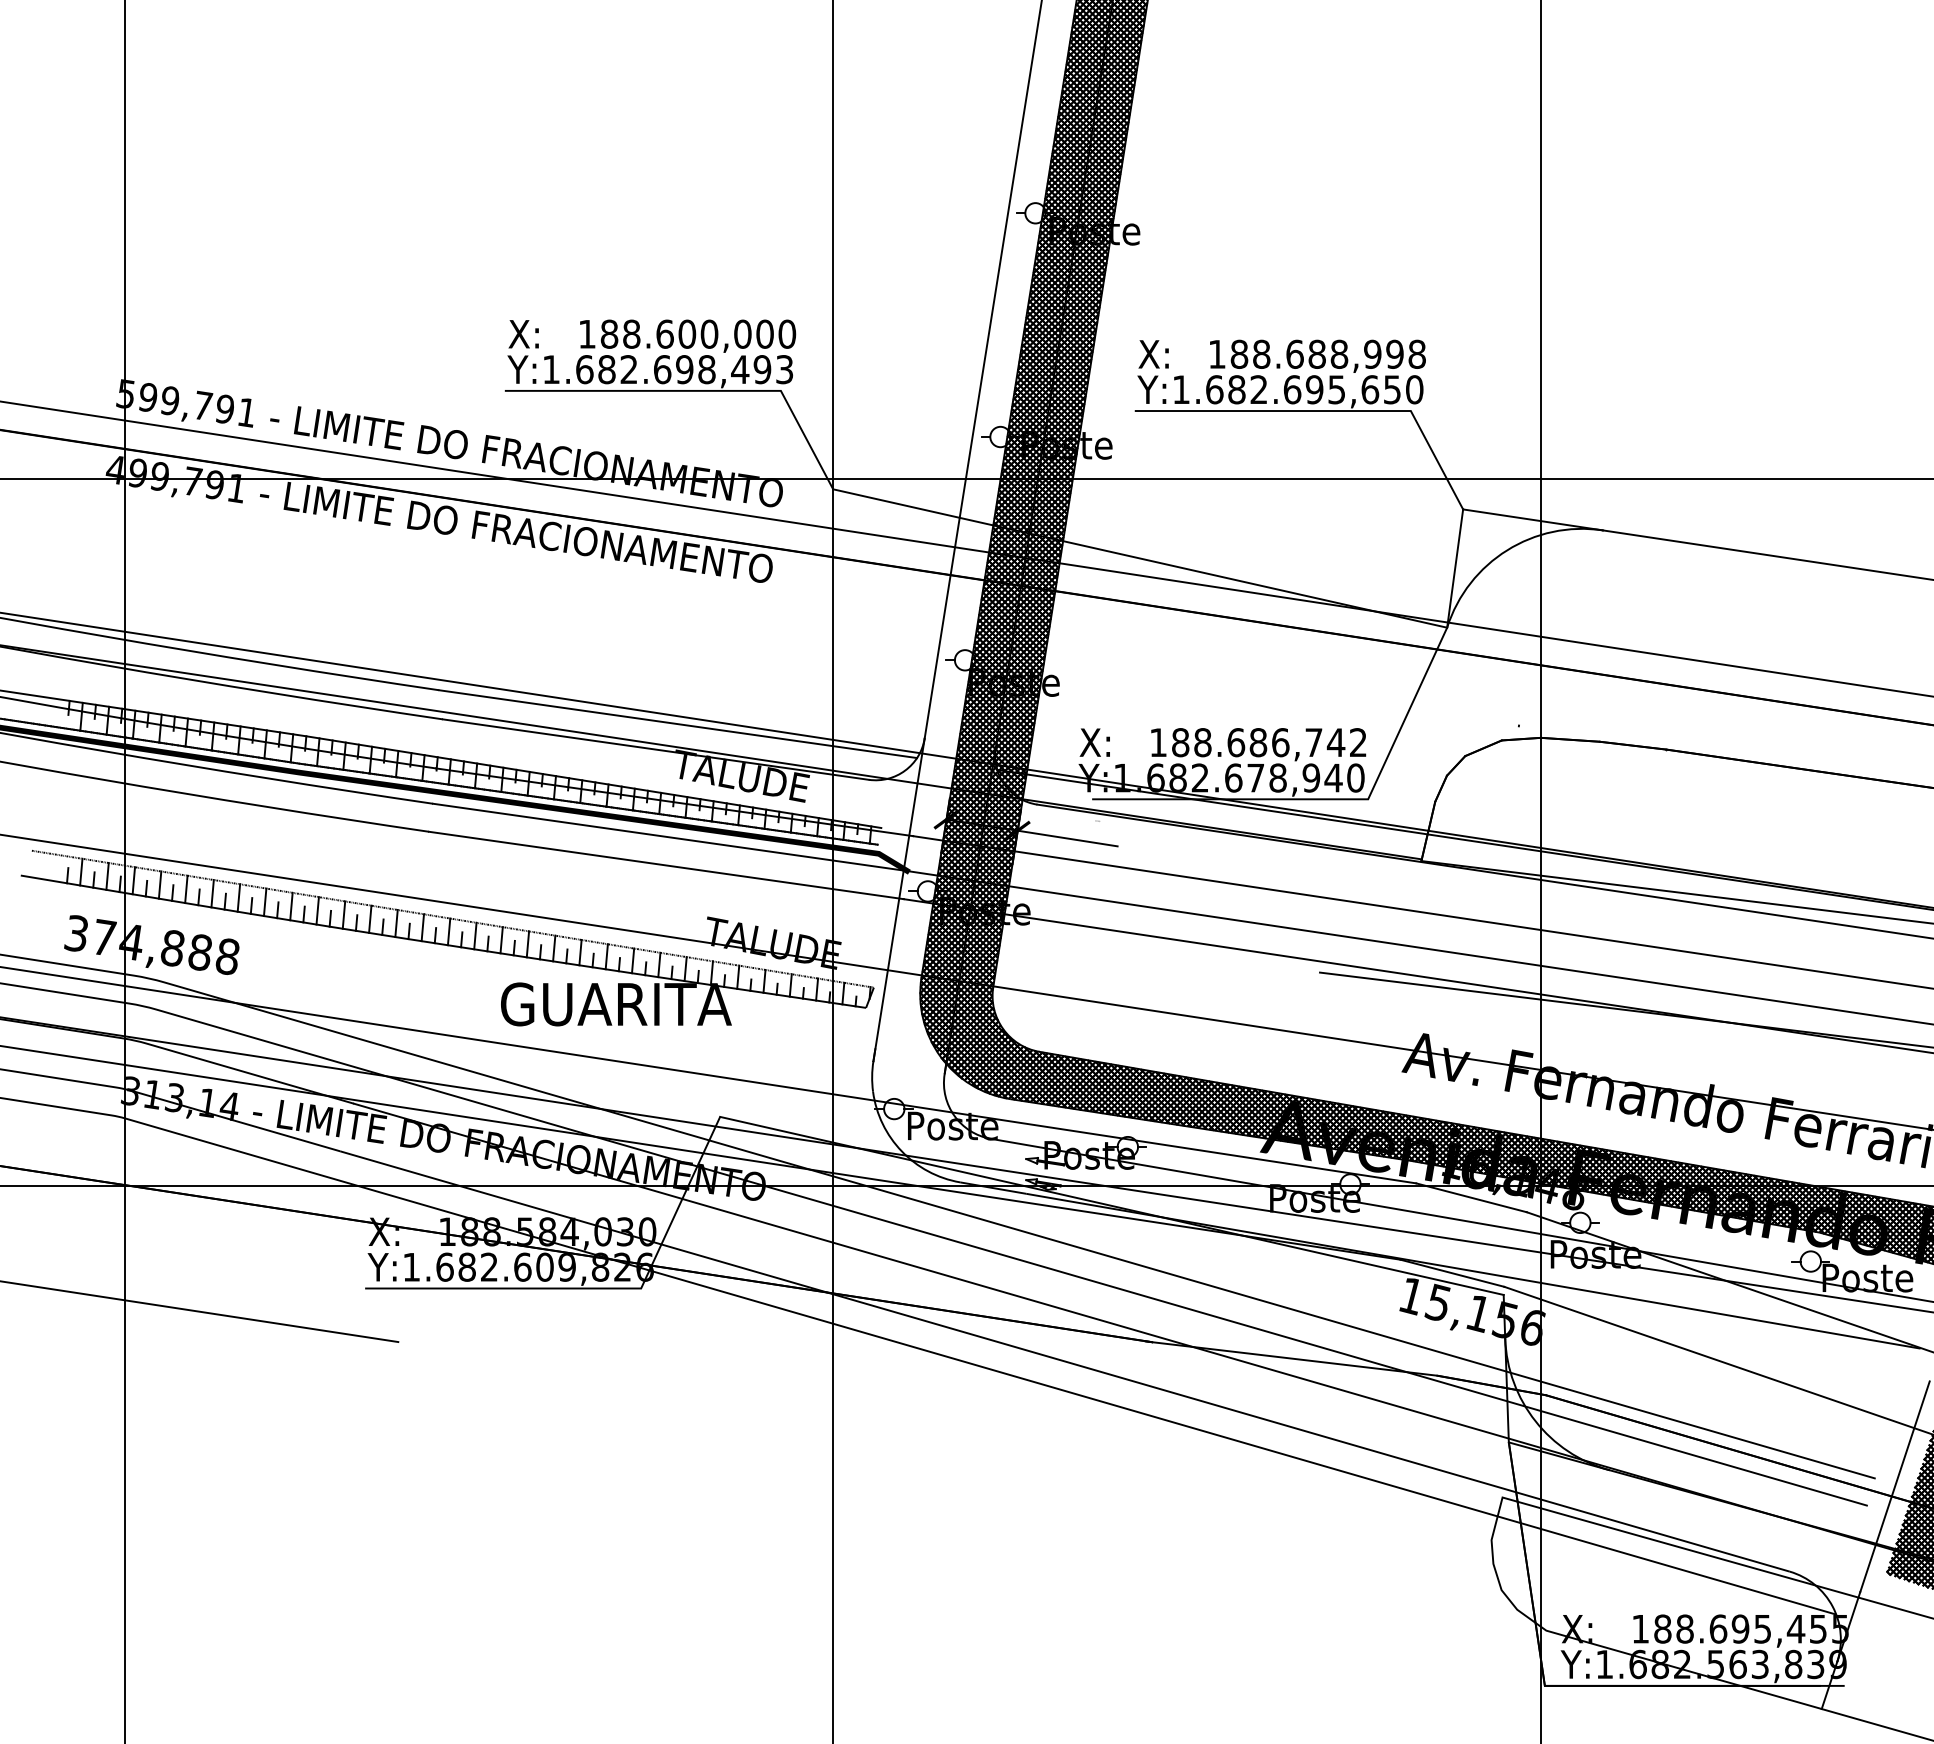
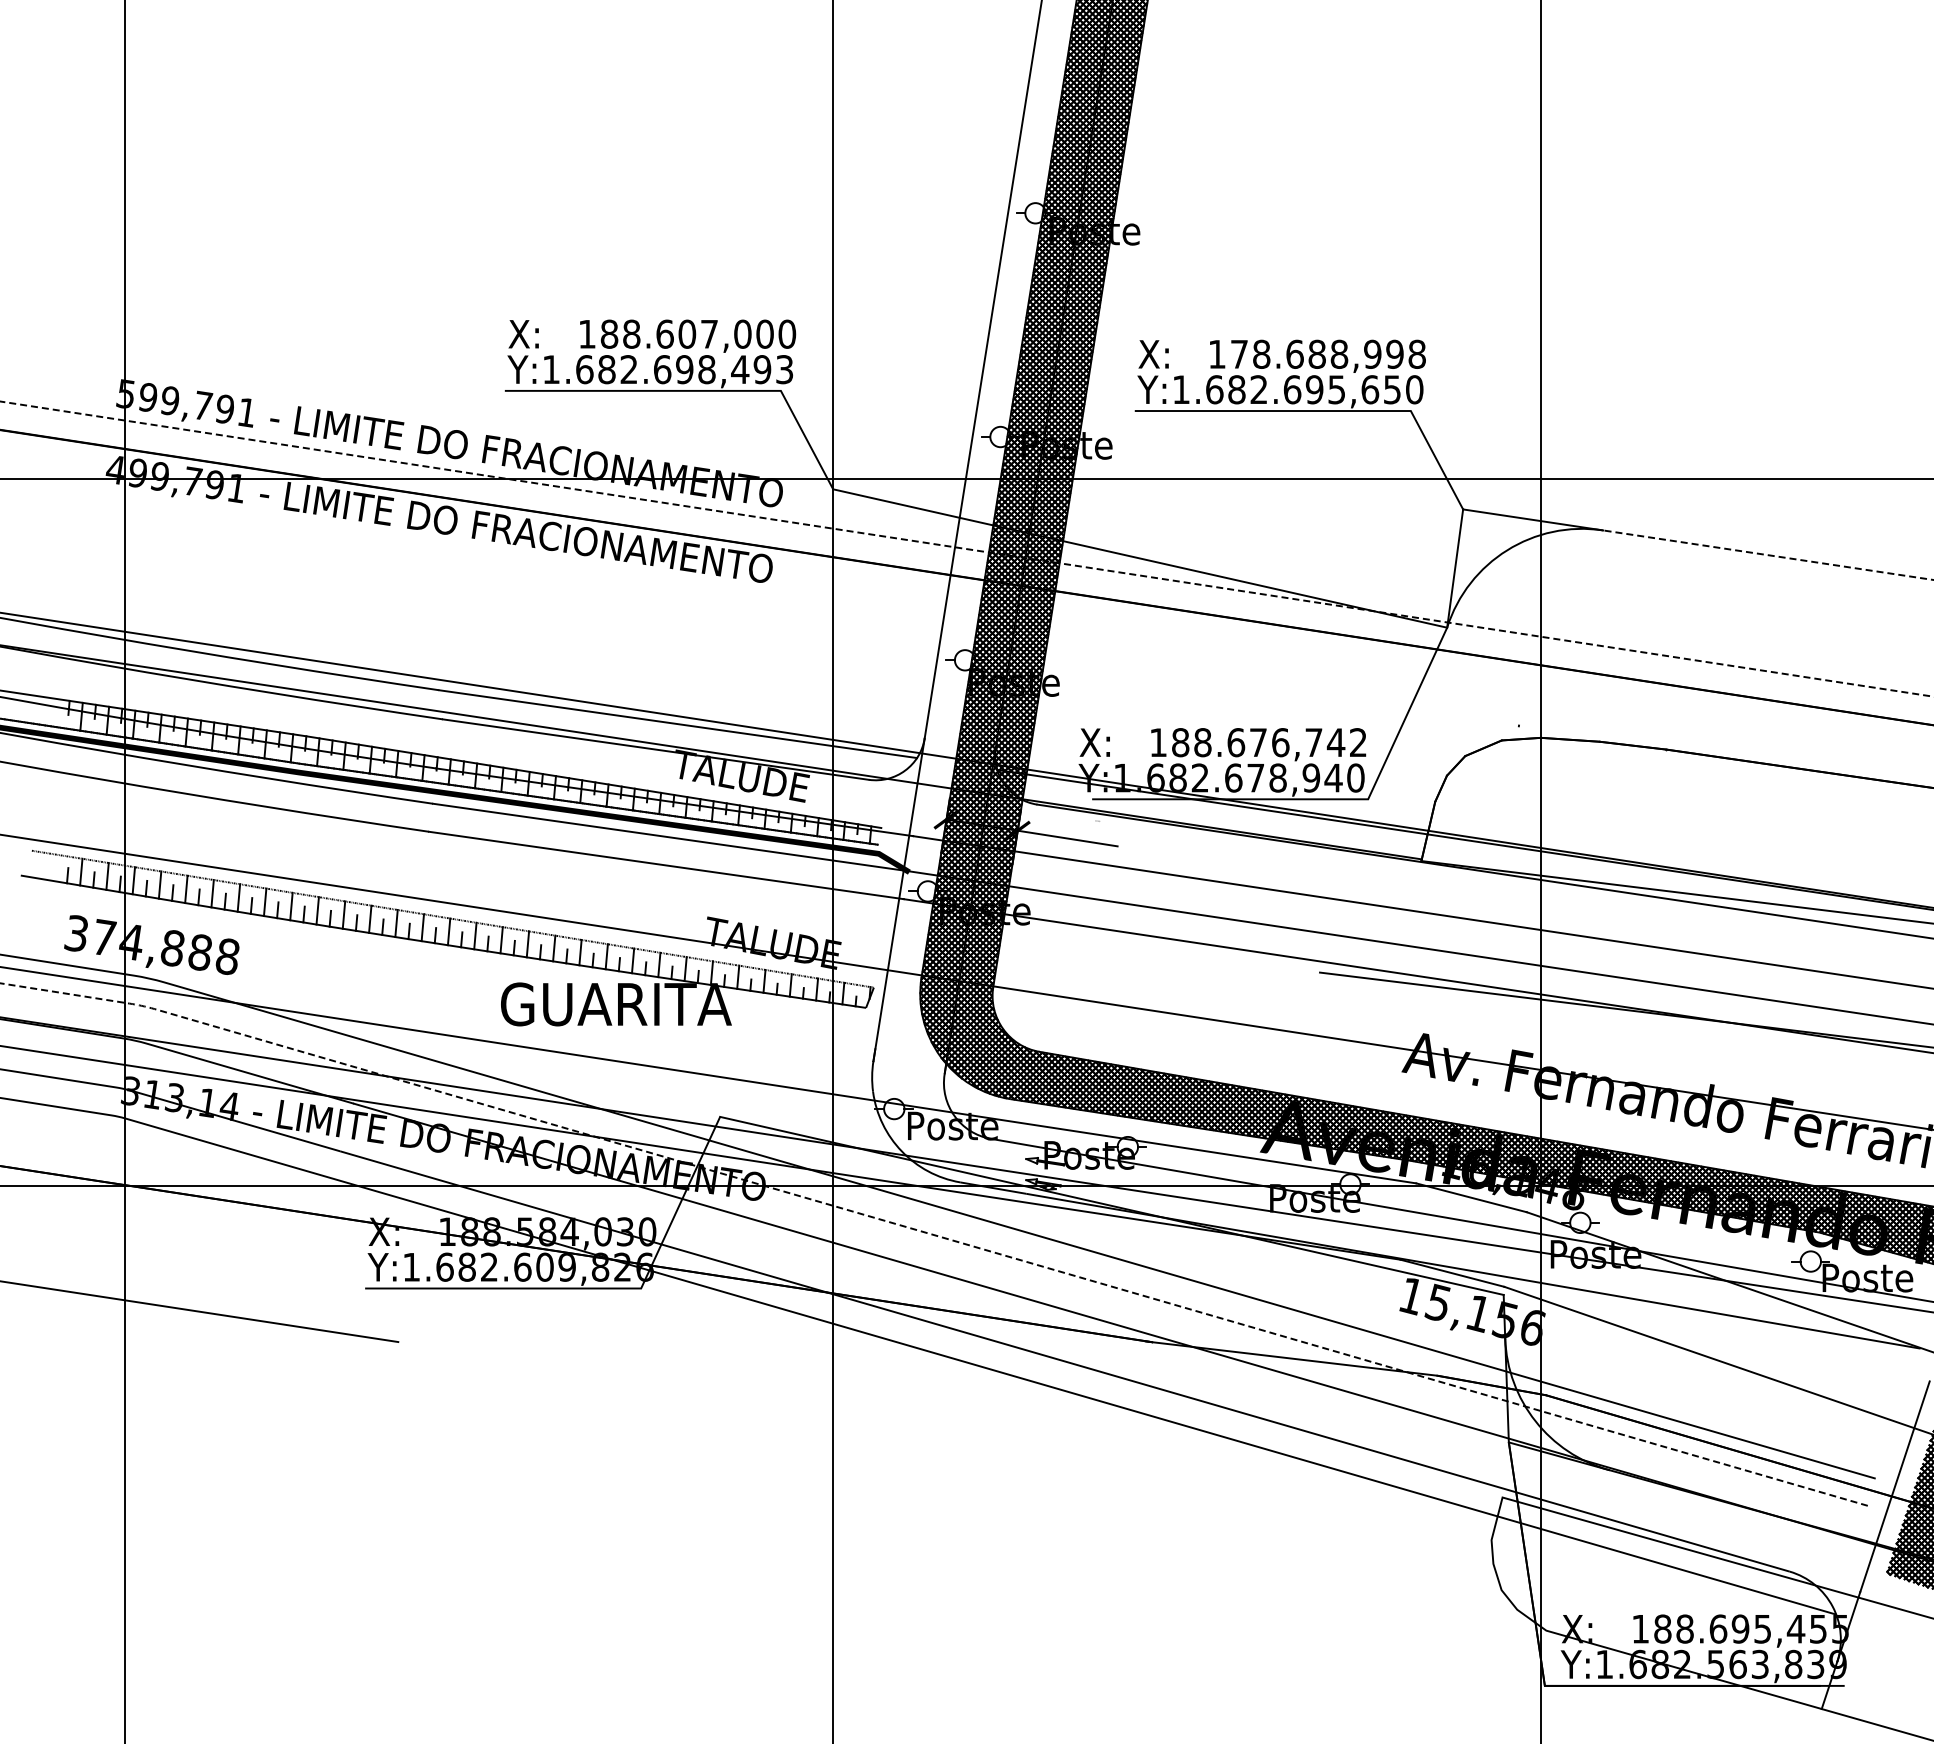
text: 188.600,000 -> 188.607,000 (709, 333)
text: 188.688,998 -> 178.688,998 (1239, 353)
line: solid -> dashed (966, 549)
line: solid -> dashed (1768, 555)
text: 188.686,742 -> 188.676,742 (1258, 742)
line: solid -> dashed (933, 1234)
